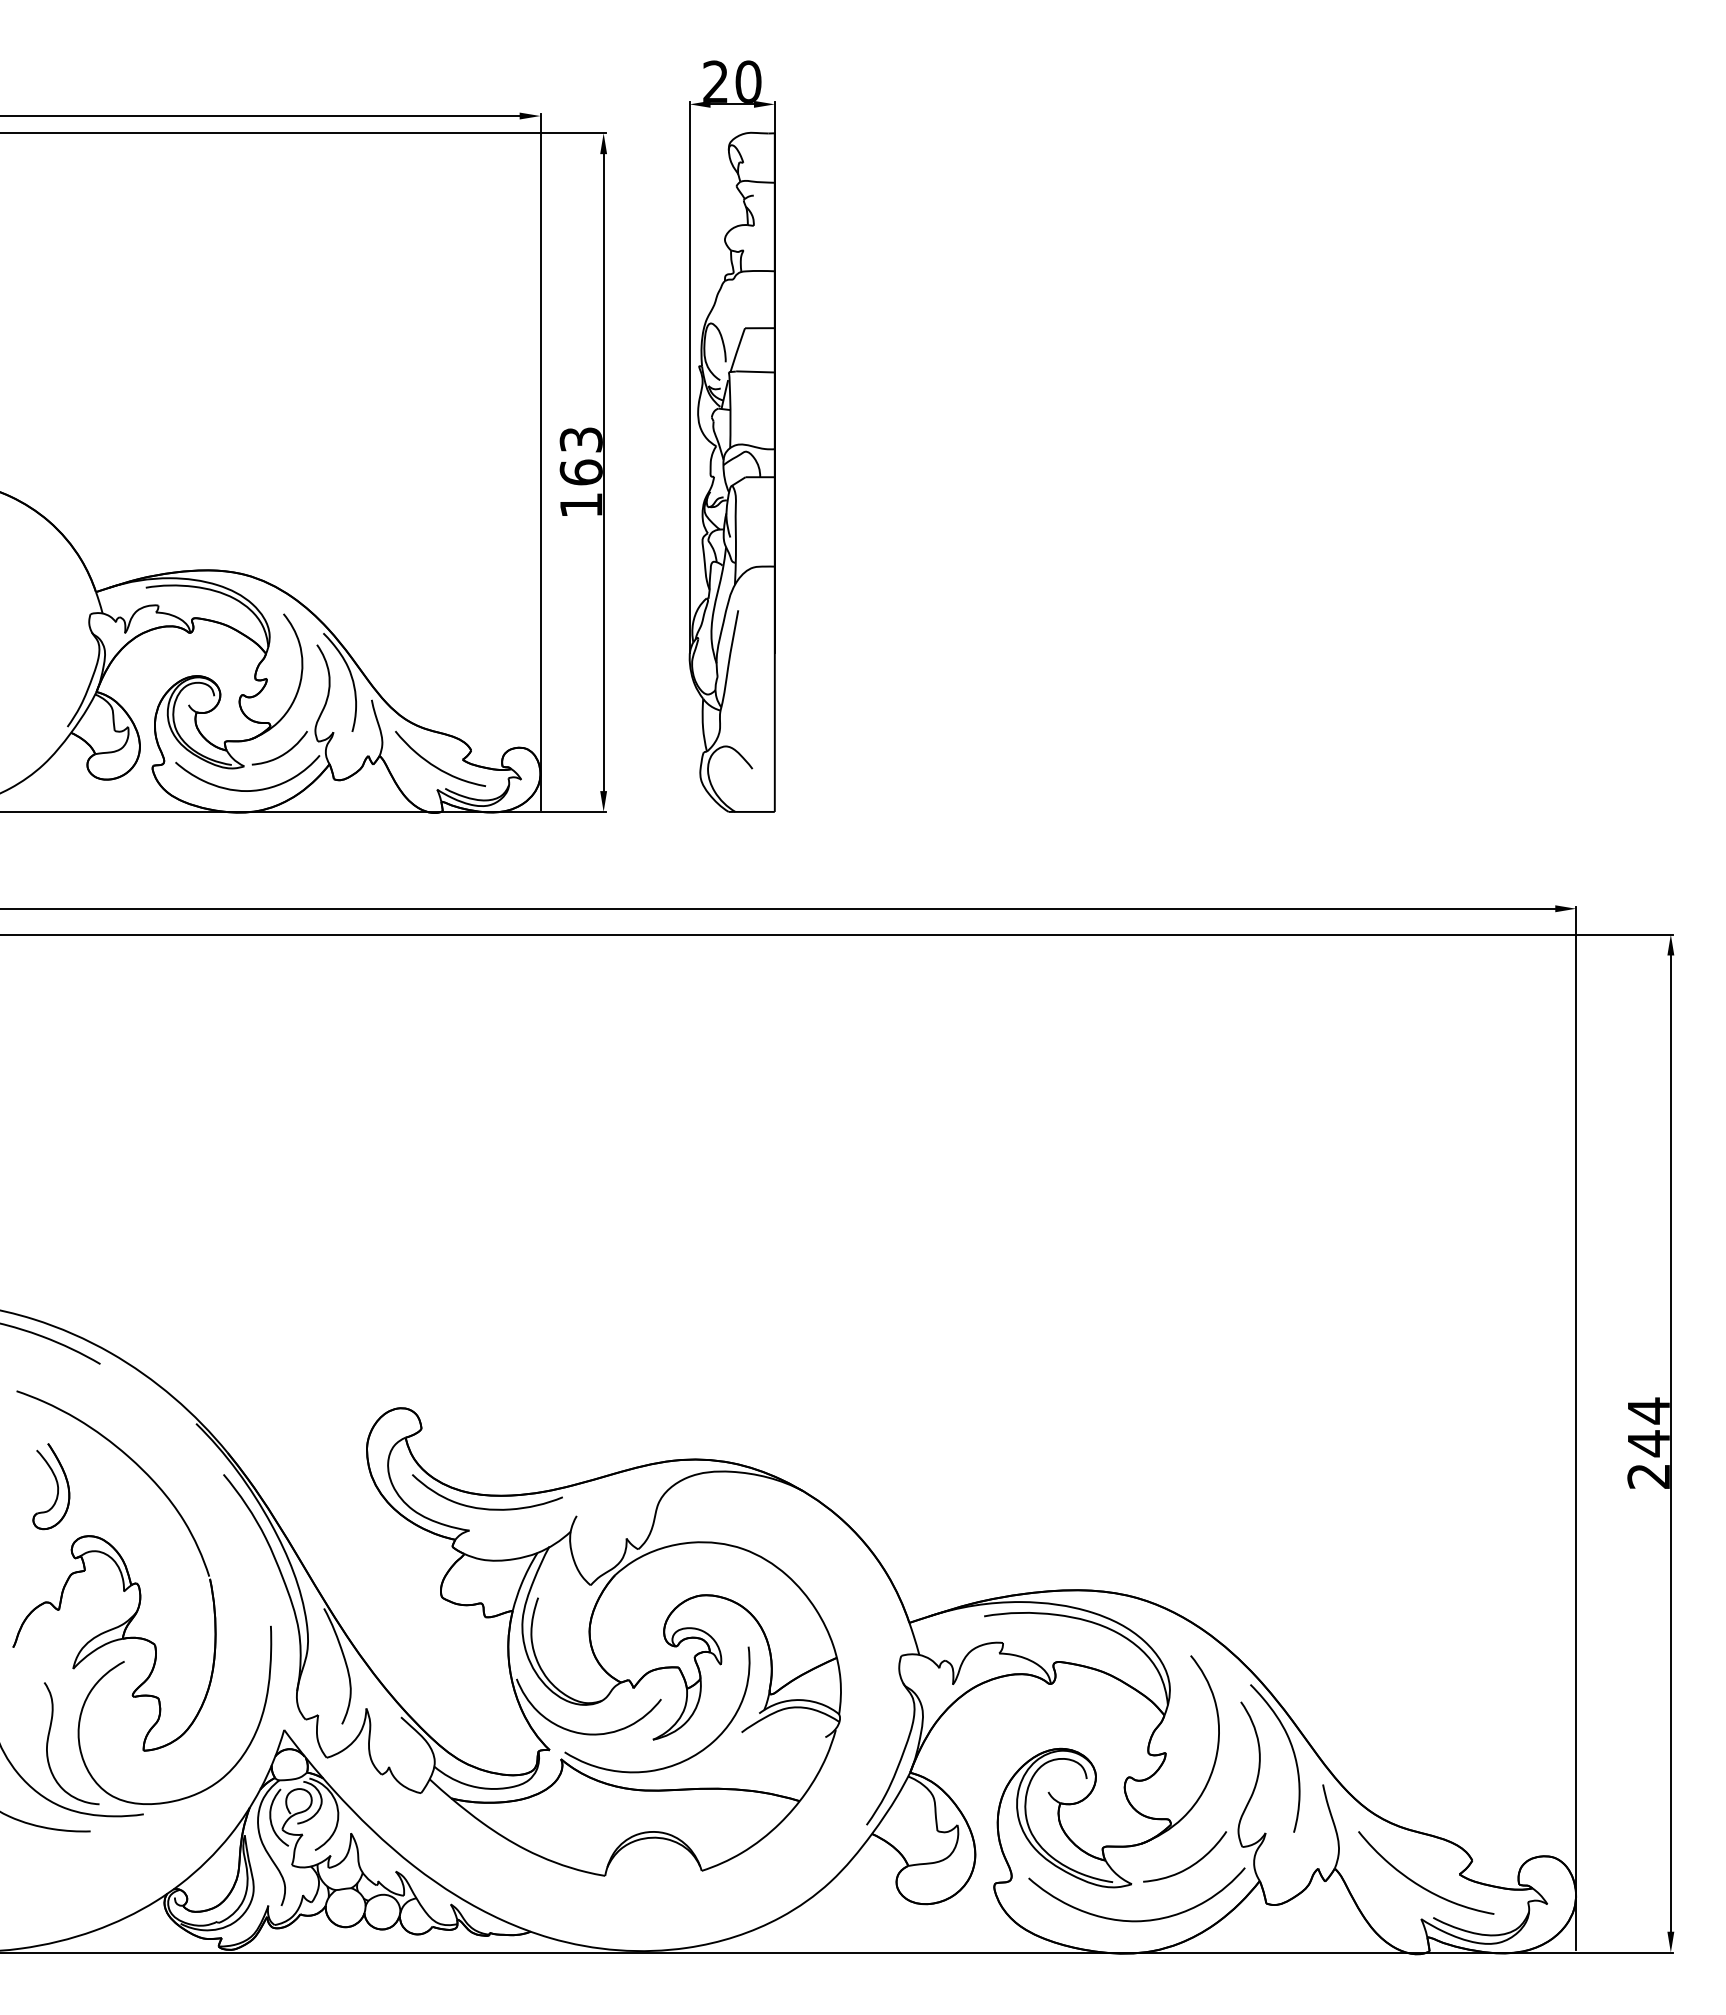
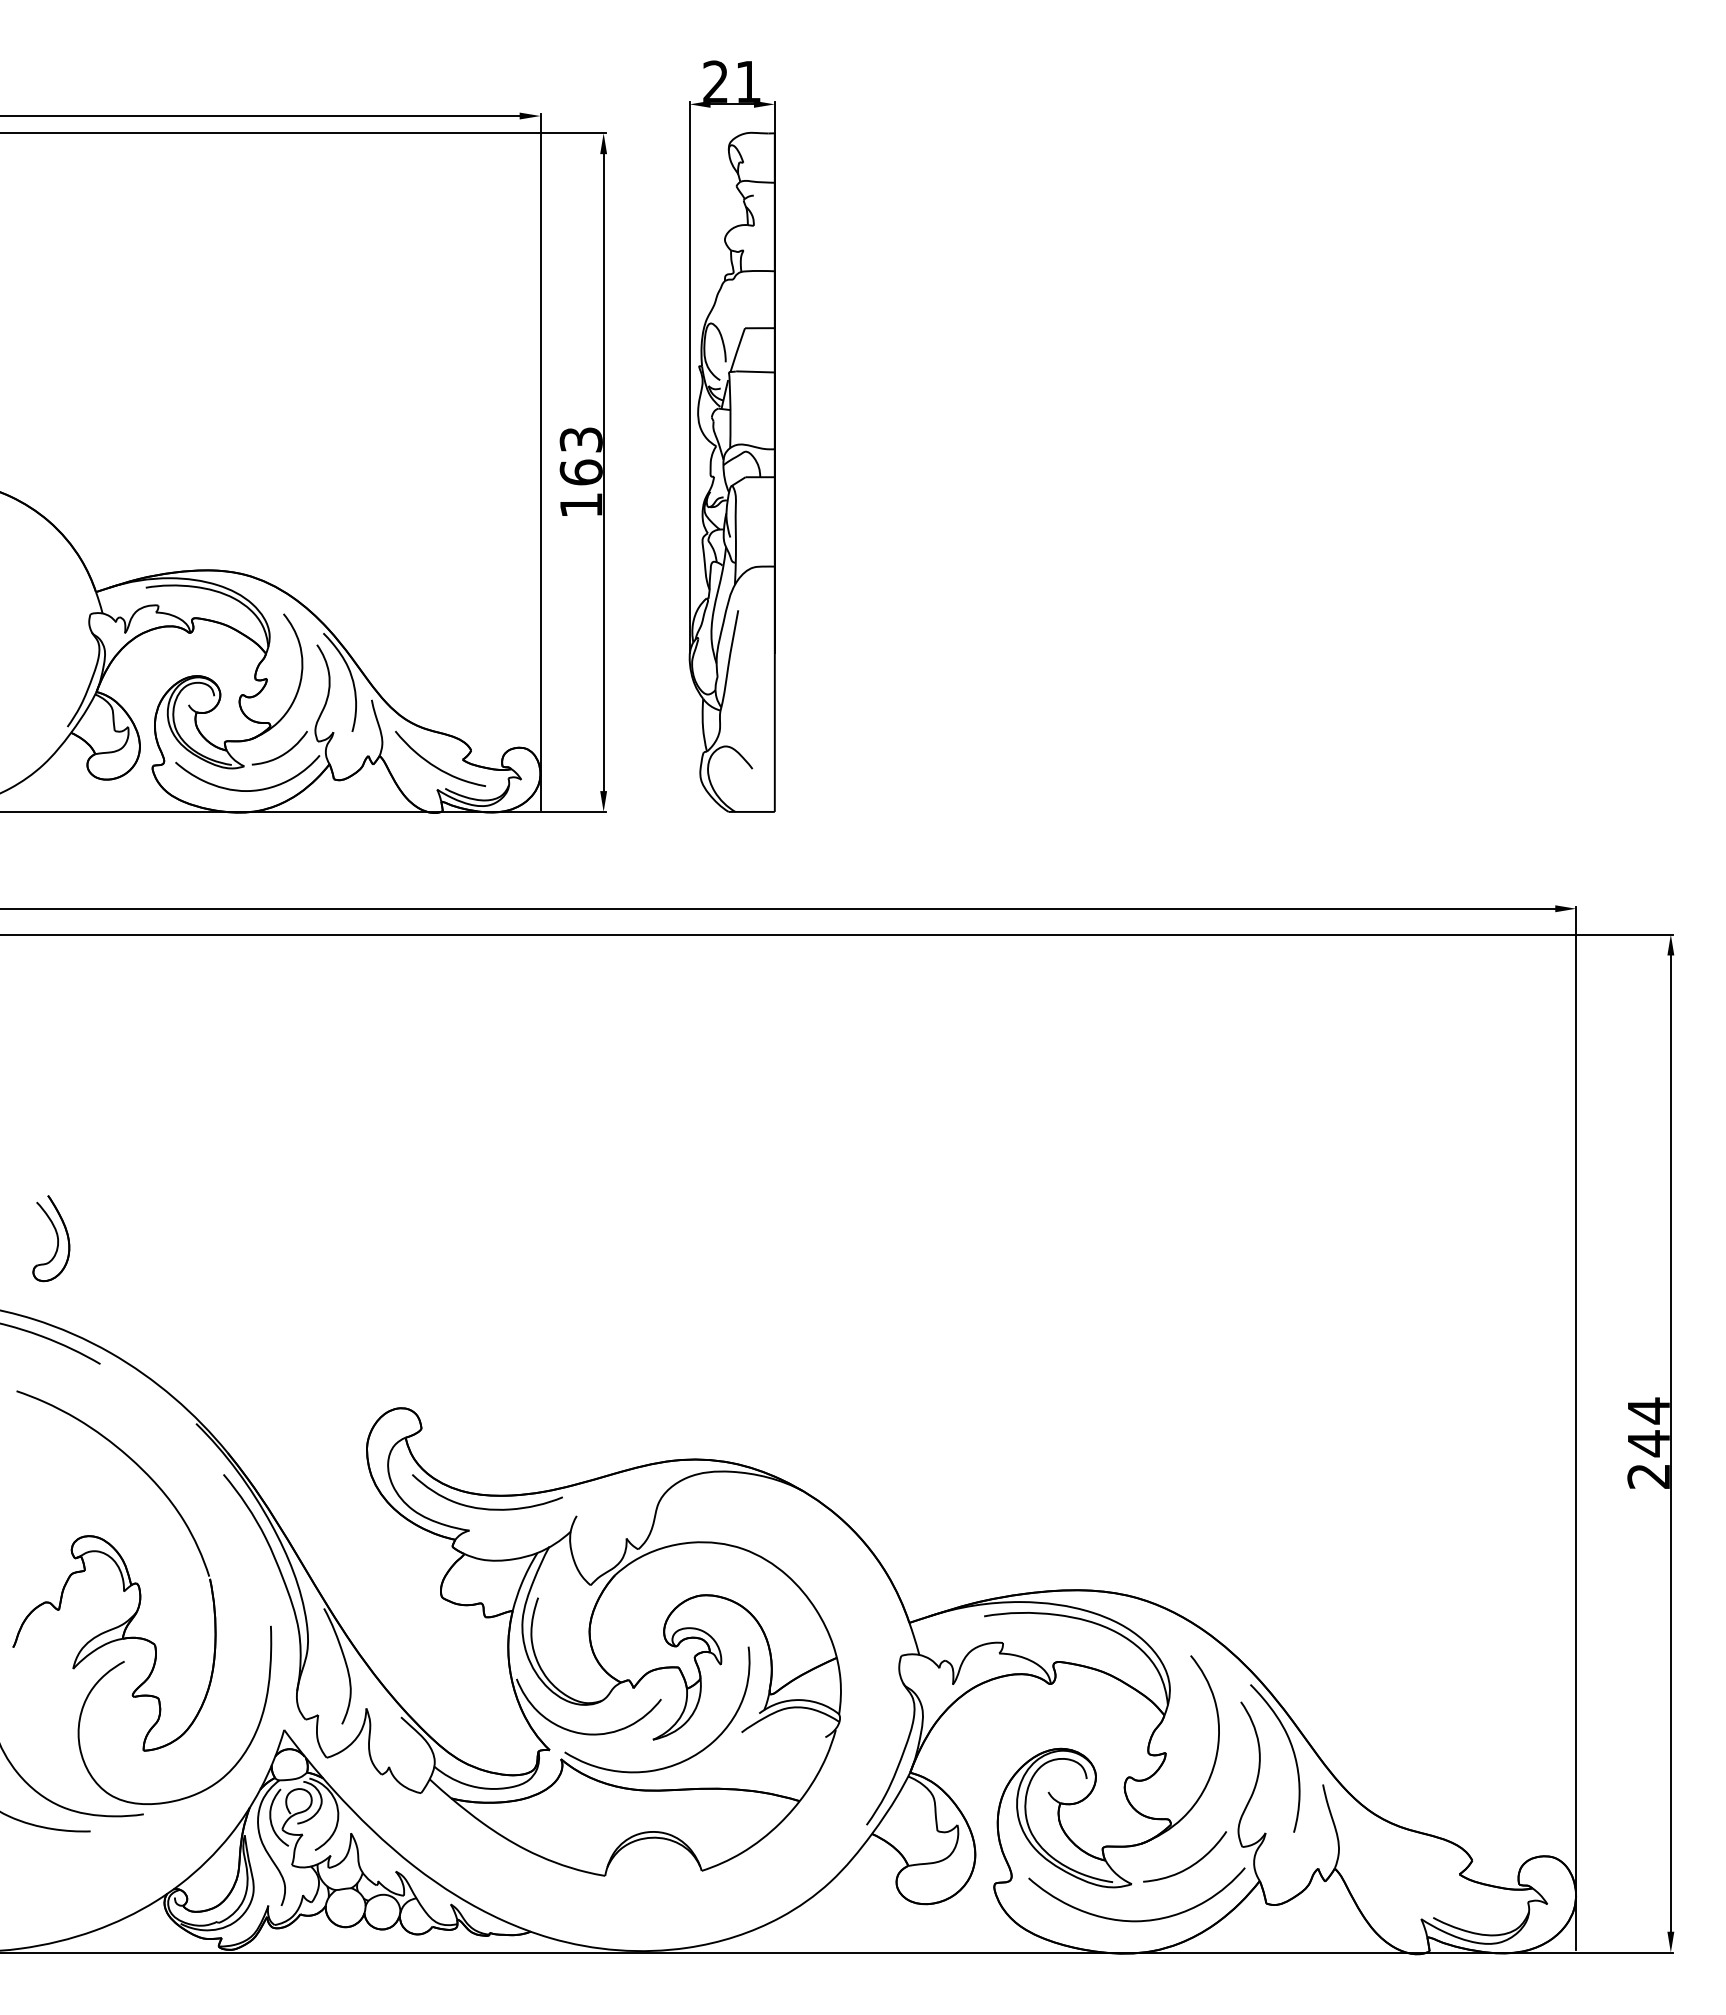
text: 20 -> 21 (748, 81)
part position: (51, 1486) -> (51, 1238) (51, 1238)
curve: present -> none (49, 1737)
curve: present -> none (1419, 1884)
